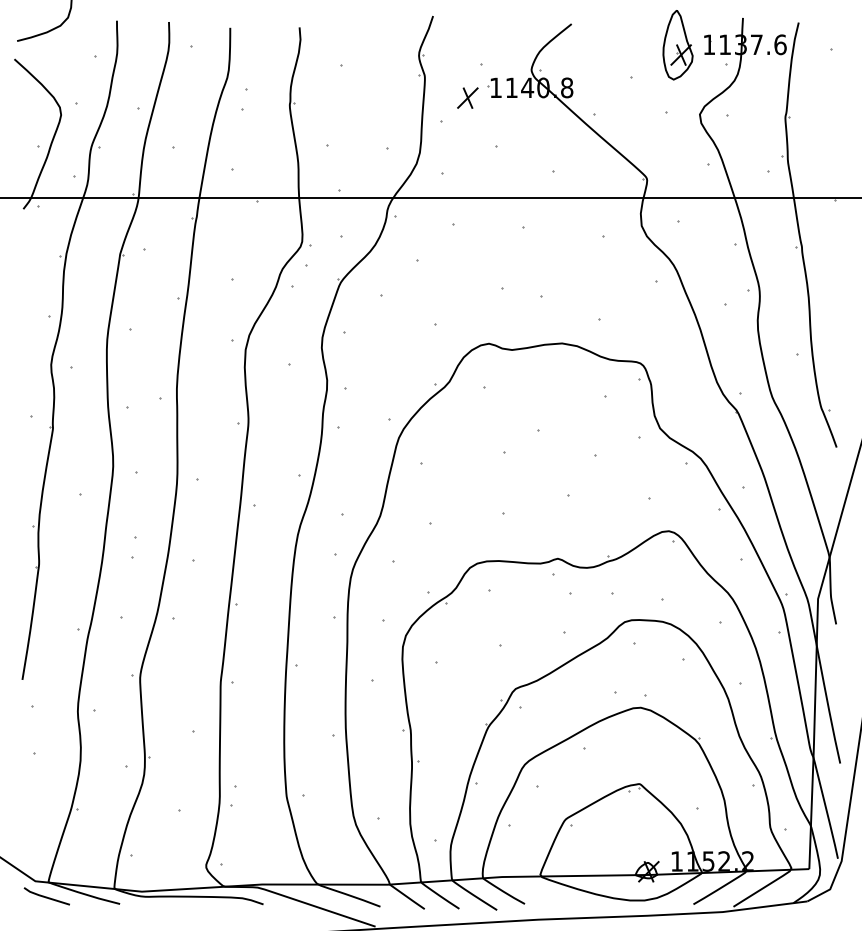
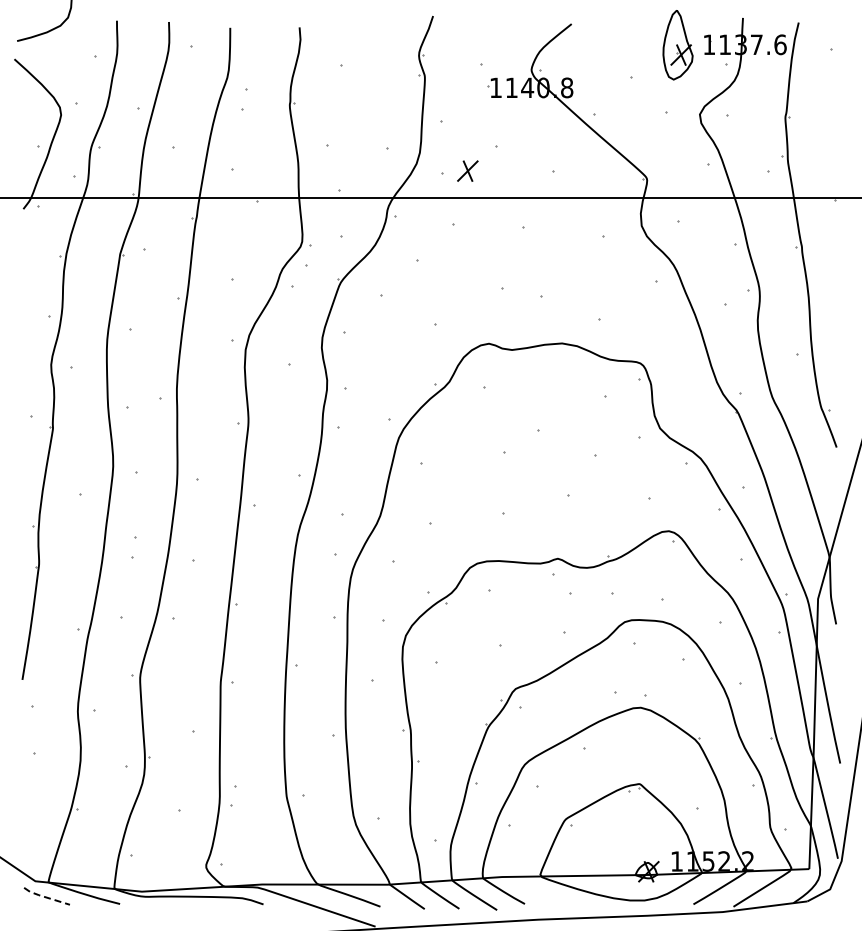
part position: (467, 97) -> (467, 170) (467, 170)
line: solid -> dashed (45, 897)
